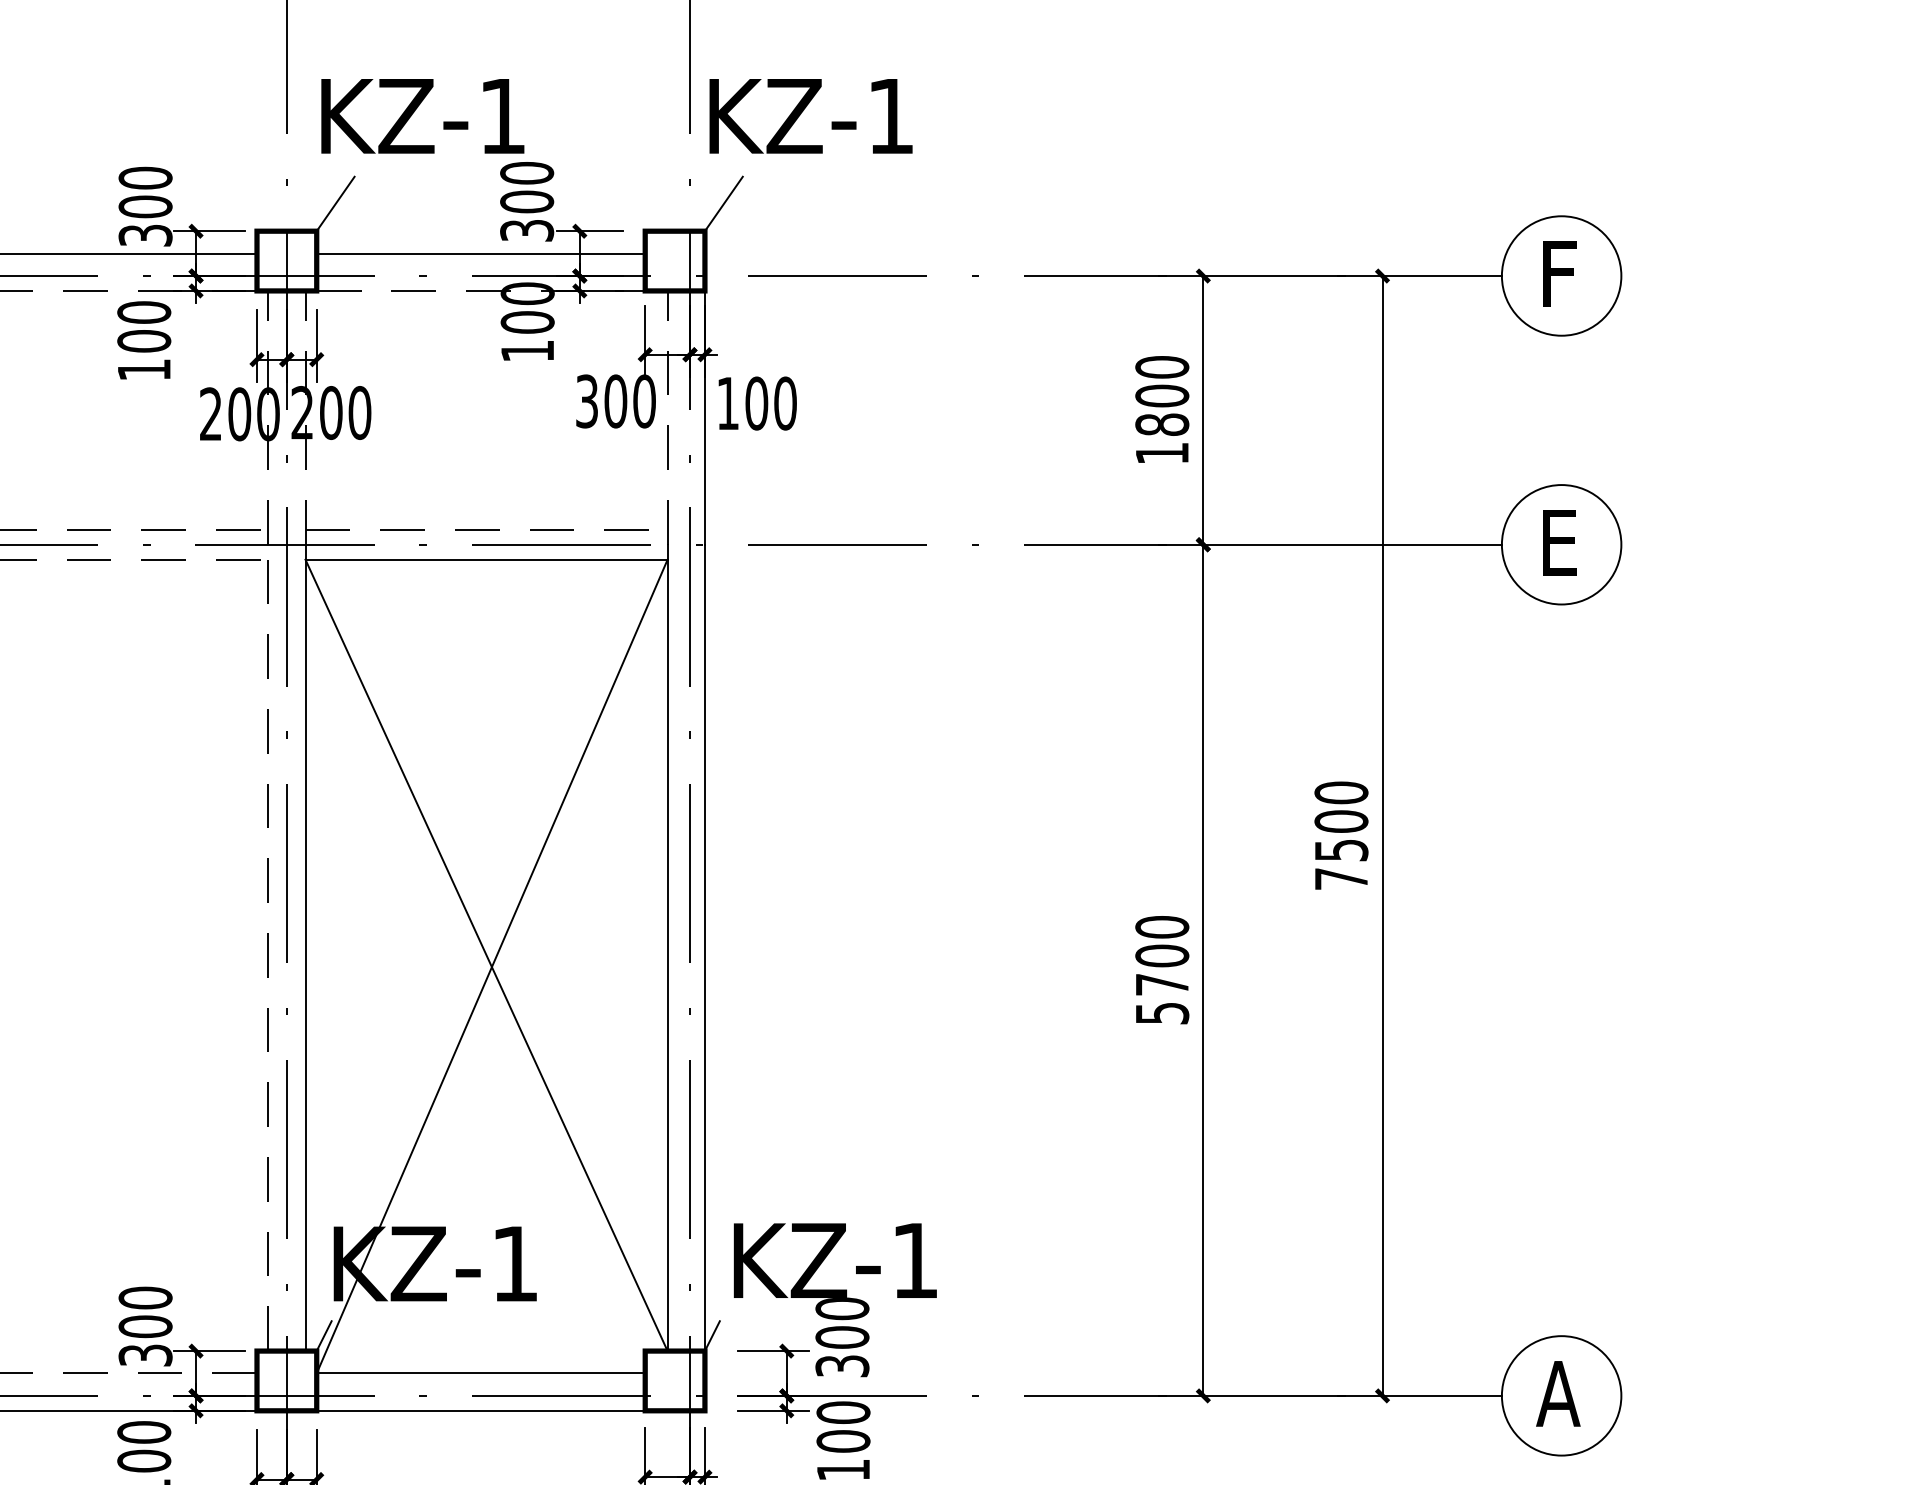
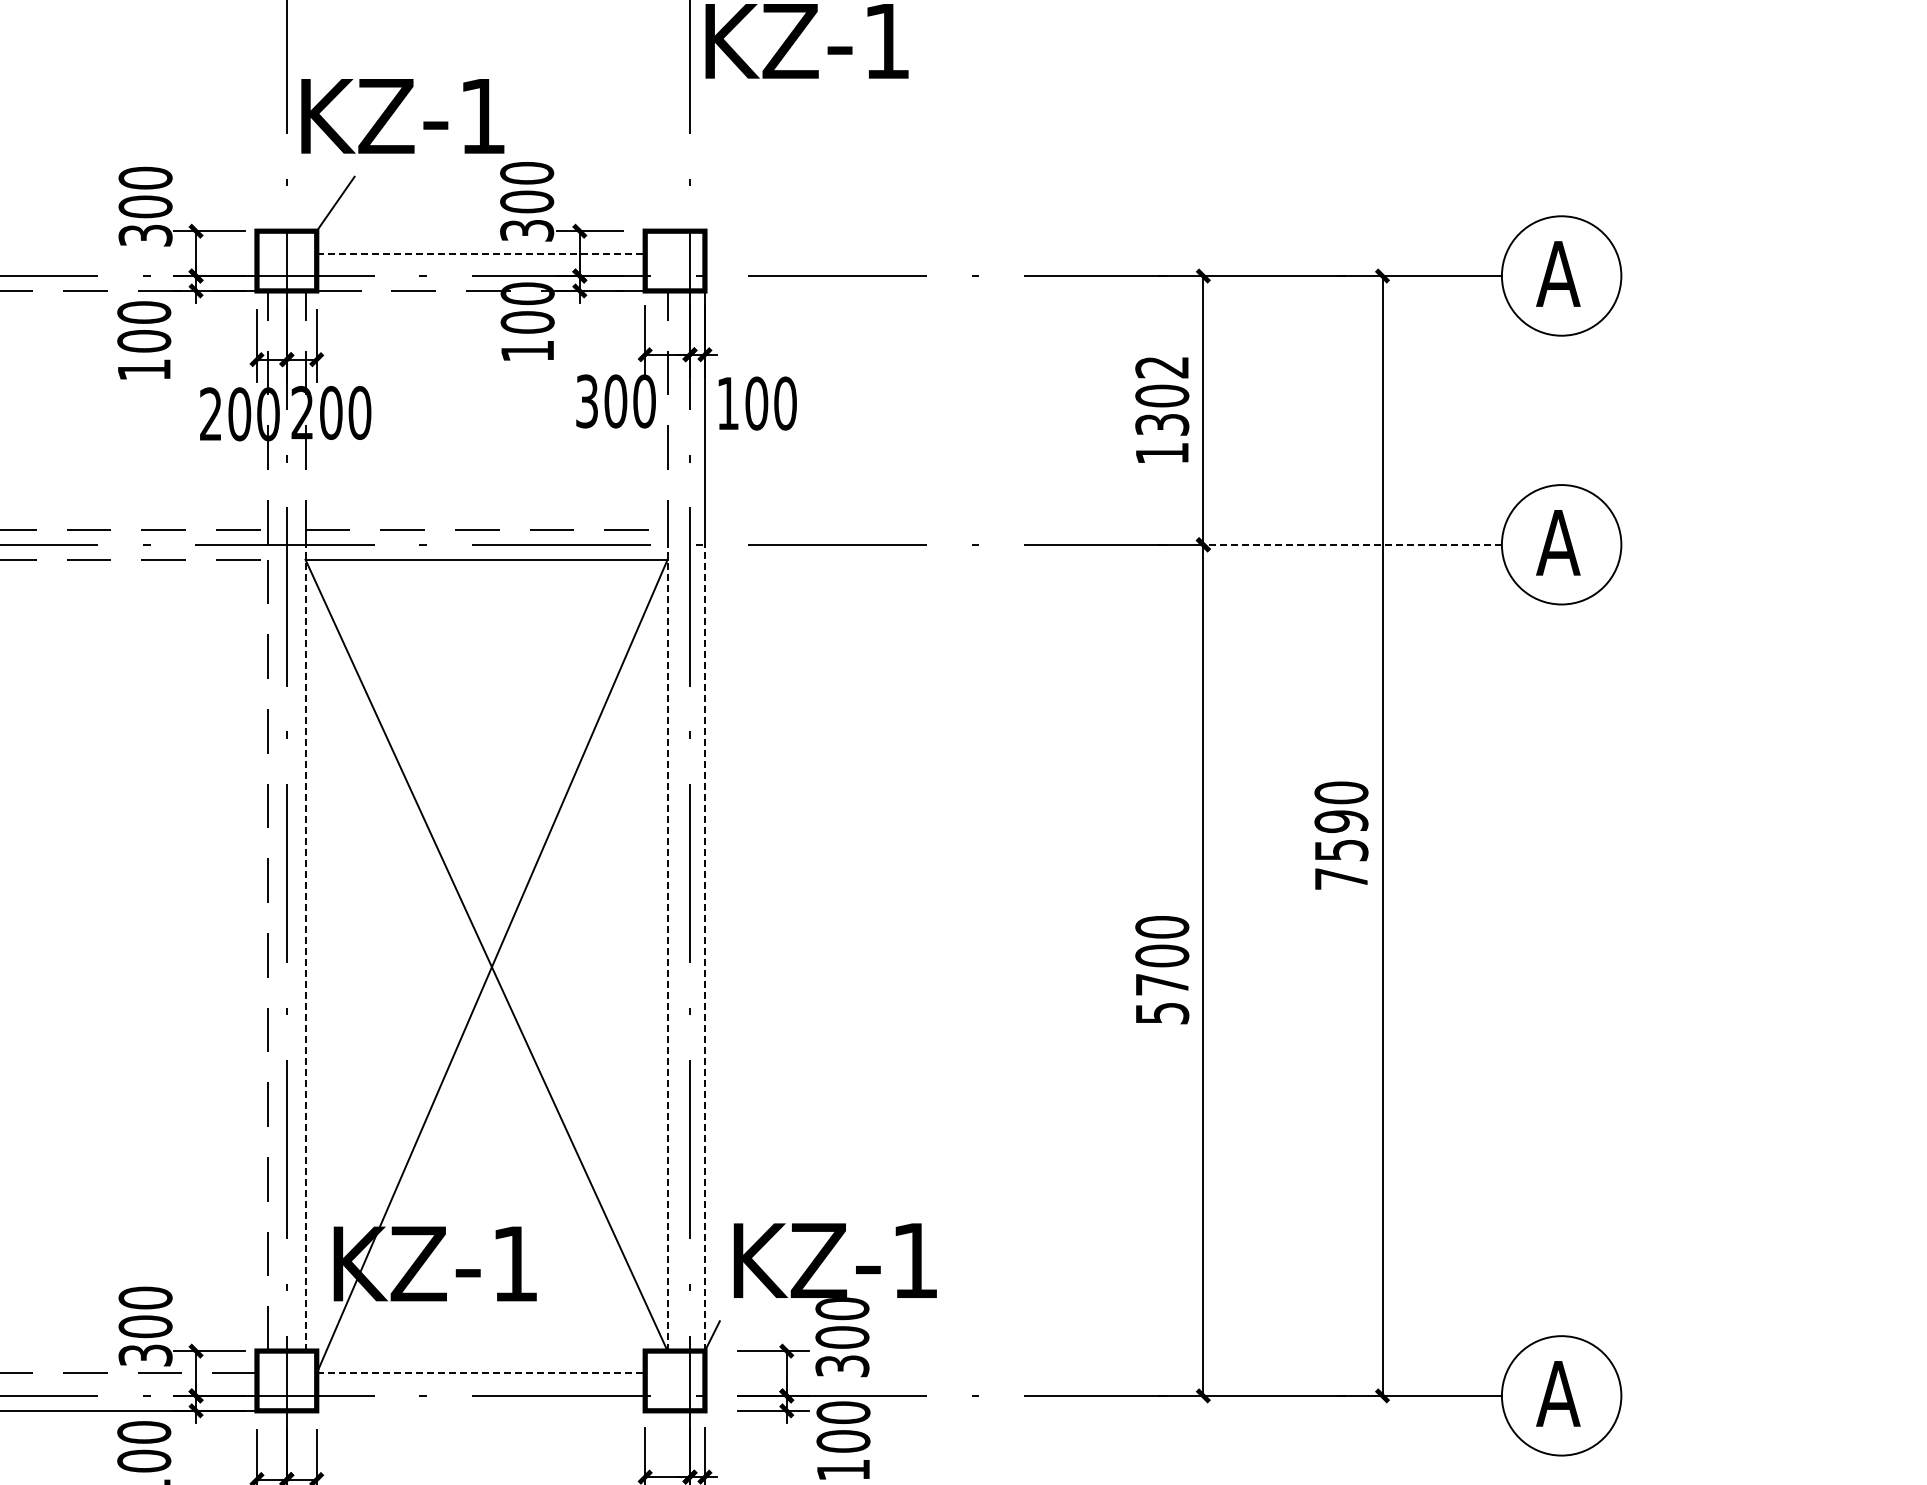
text position: (422, 116) -> (402, 116) (402, 116)
text position: (810, 116) -> (806, 41) (806, 41)
line: present -> none (723, 203)
line: present -> none (129, 253)
line: solid -> dashed (481, 253)
text: F -> A (1558, 273)
text: 1800 -> 1302 (1162, 395)
text: E -> A (1558, 542)
line: solid -> dashed (1352, 544)
text: 7500 -> 7590 (1341, 821)
line: solid -> dashed (305, 947)
line: solid -> dashed (667, 947)
line: solid -> dashed (704, 947)
line: present -> none (323, 1336)
line: solid -> dashed (481, 1373)
line: present -> none (480, 1410)
